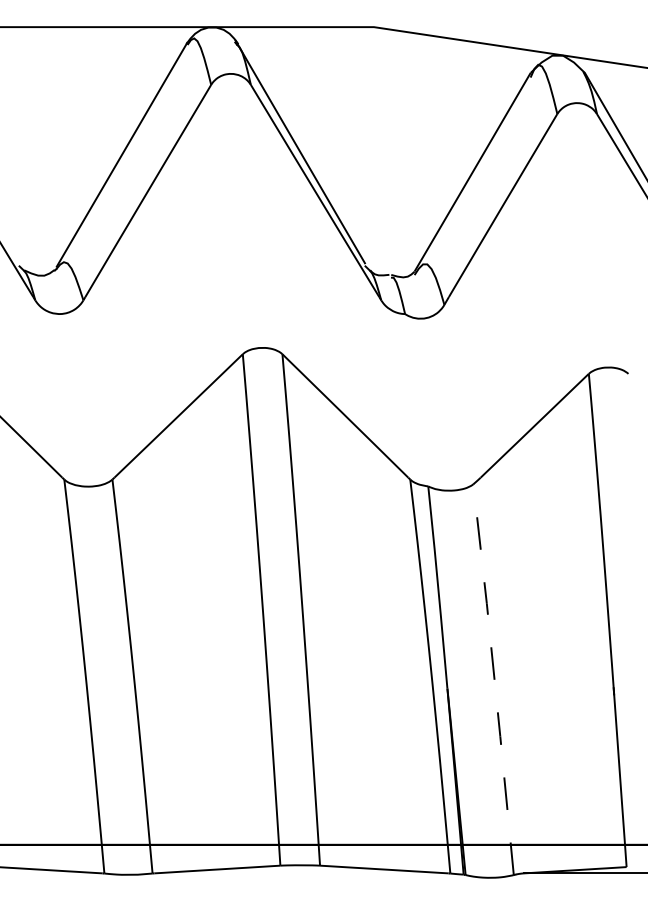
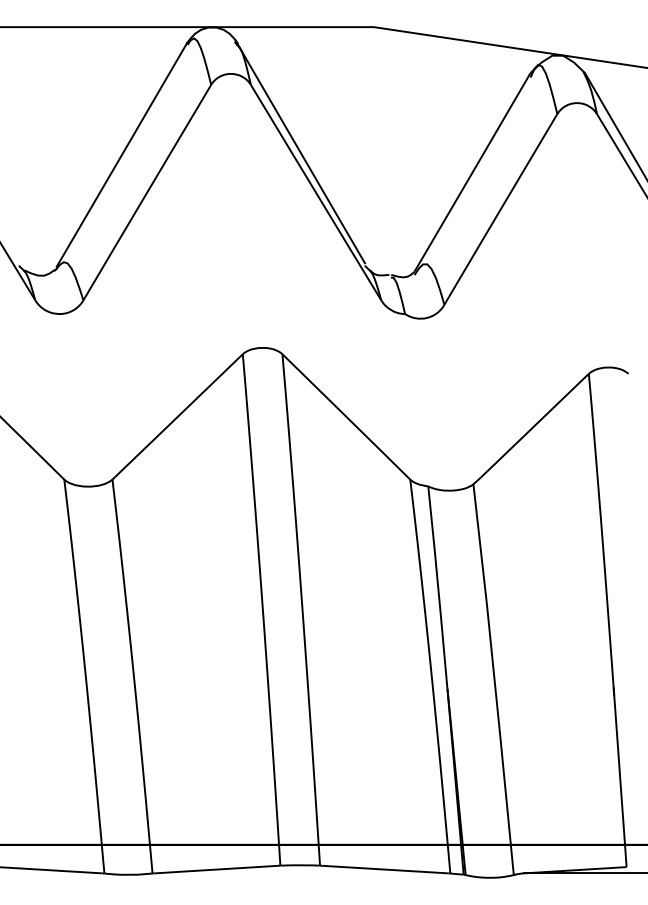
line: dashed -> solid (494, 679)
